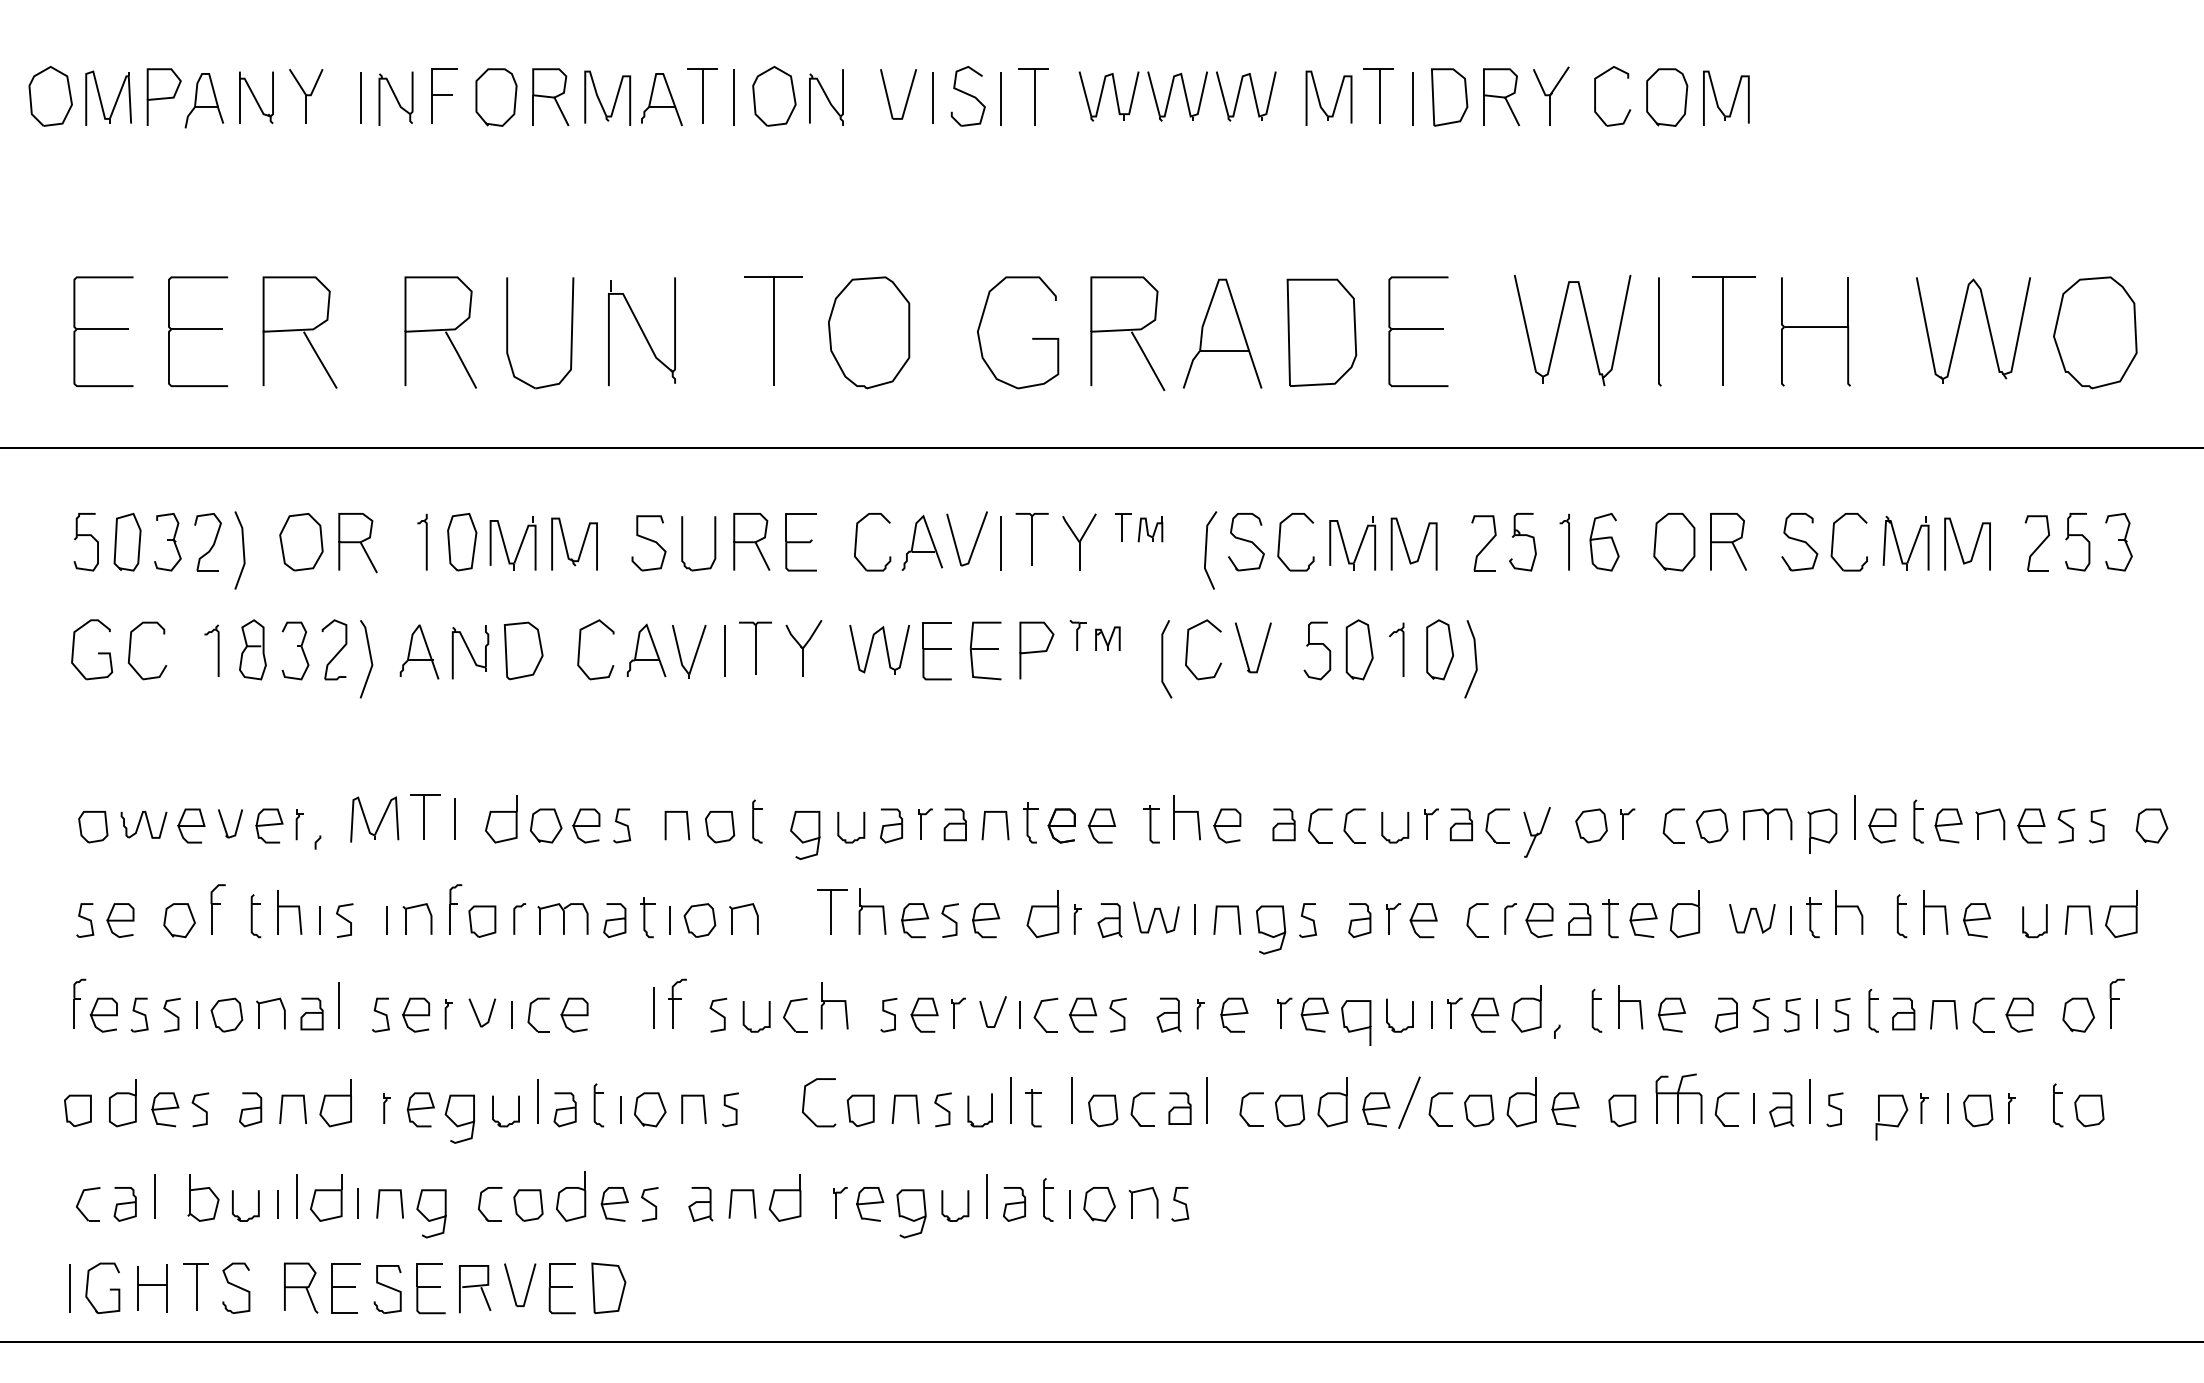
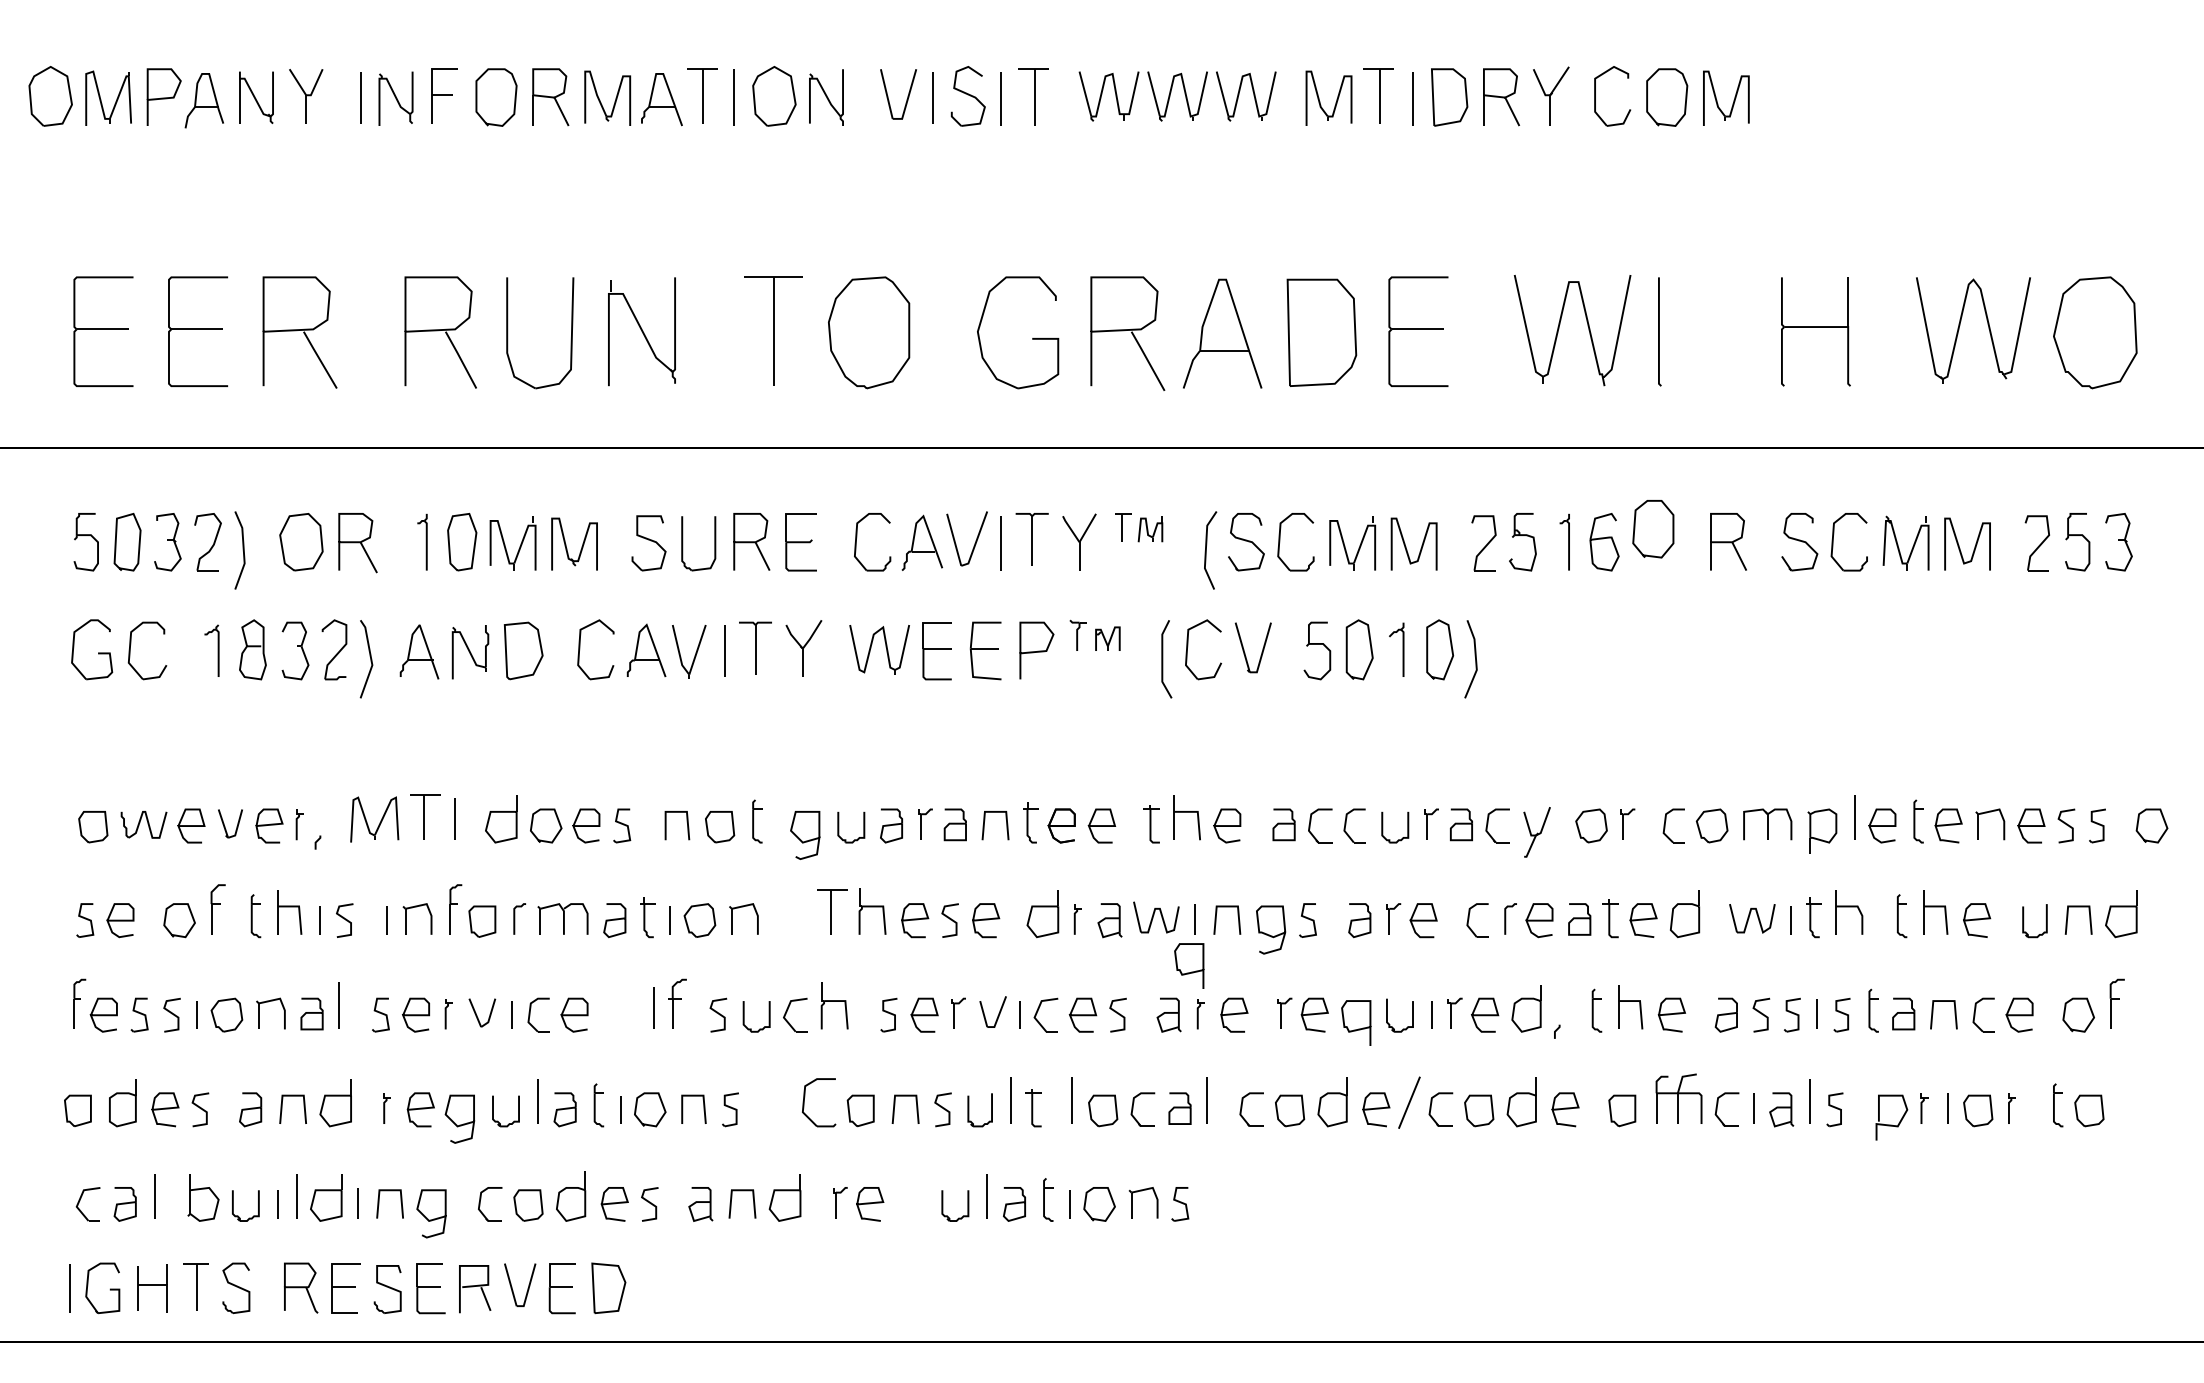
part: present -> none (1723, 330)
curve position: (1656, 542) -> (1635, 529) (1635, 529)
curve: none -> present (1191, 971)
curve: present -> none (908, 1217)
